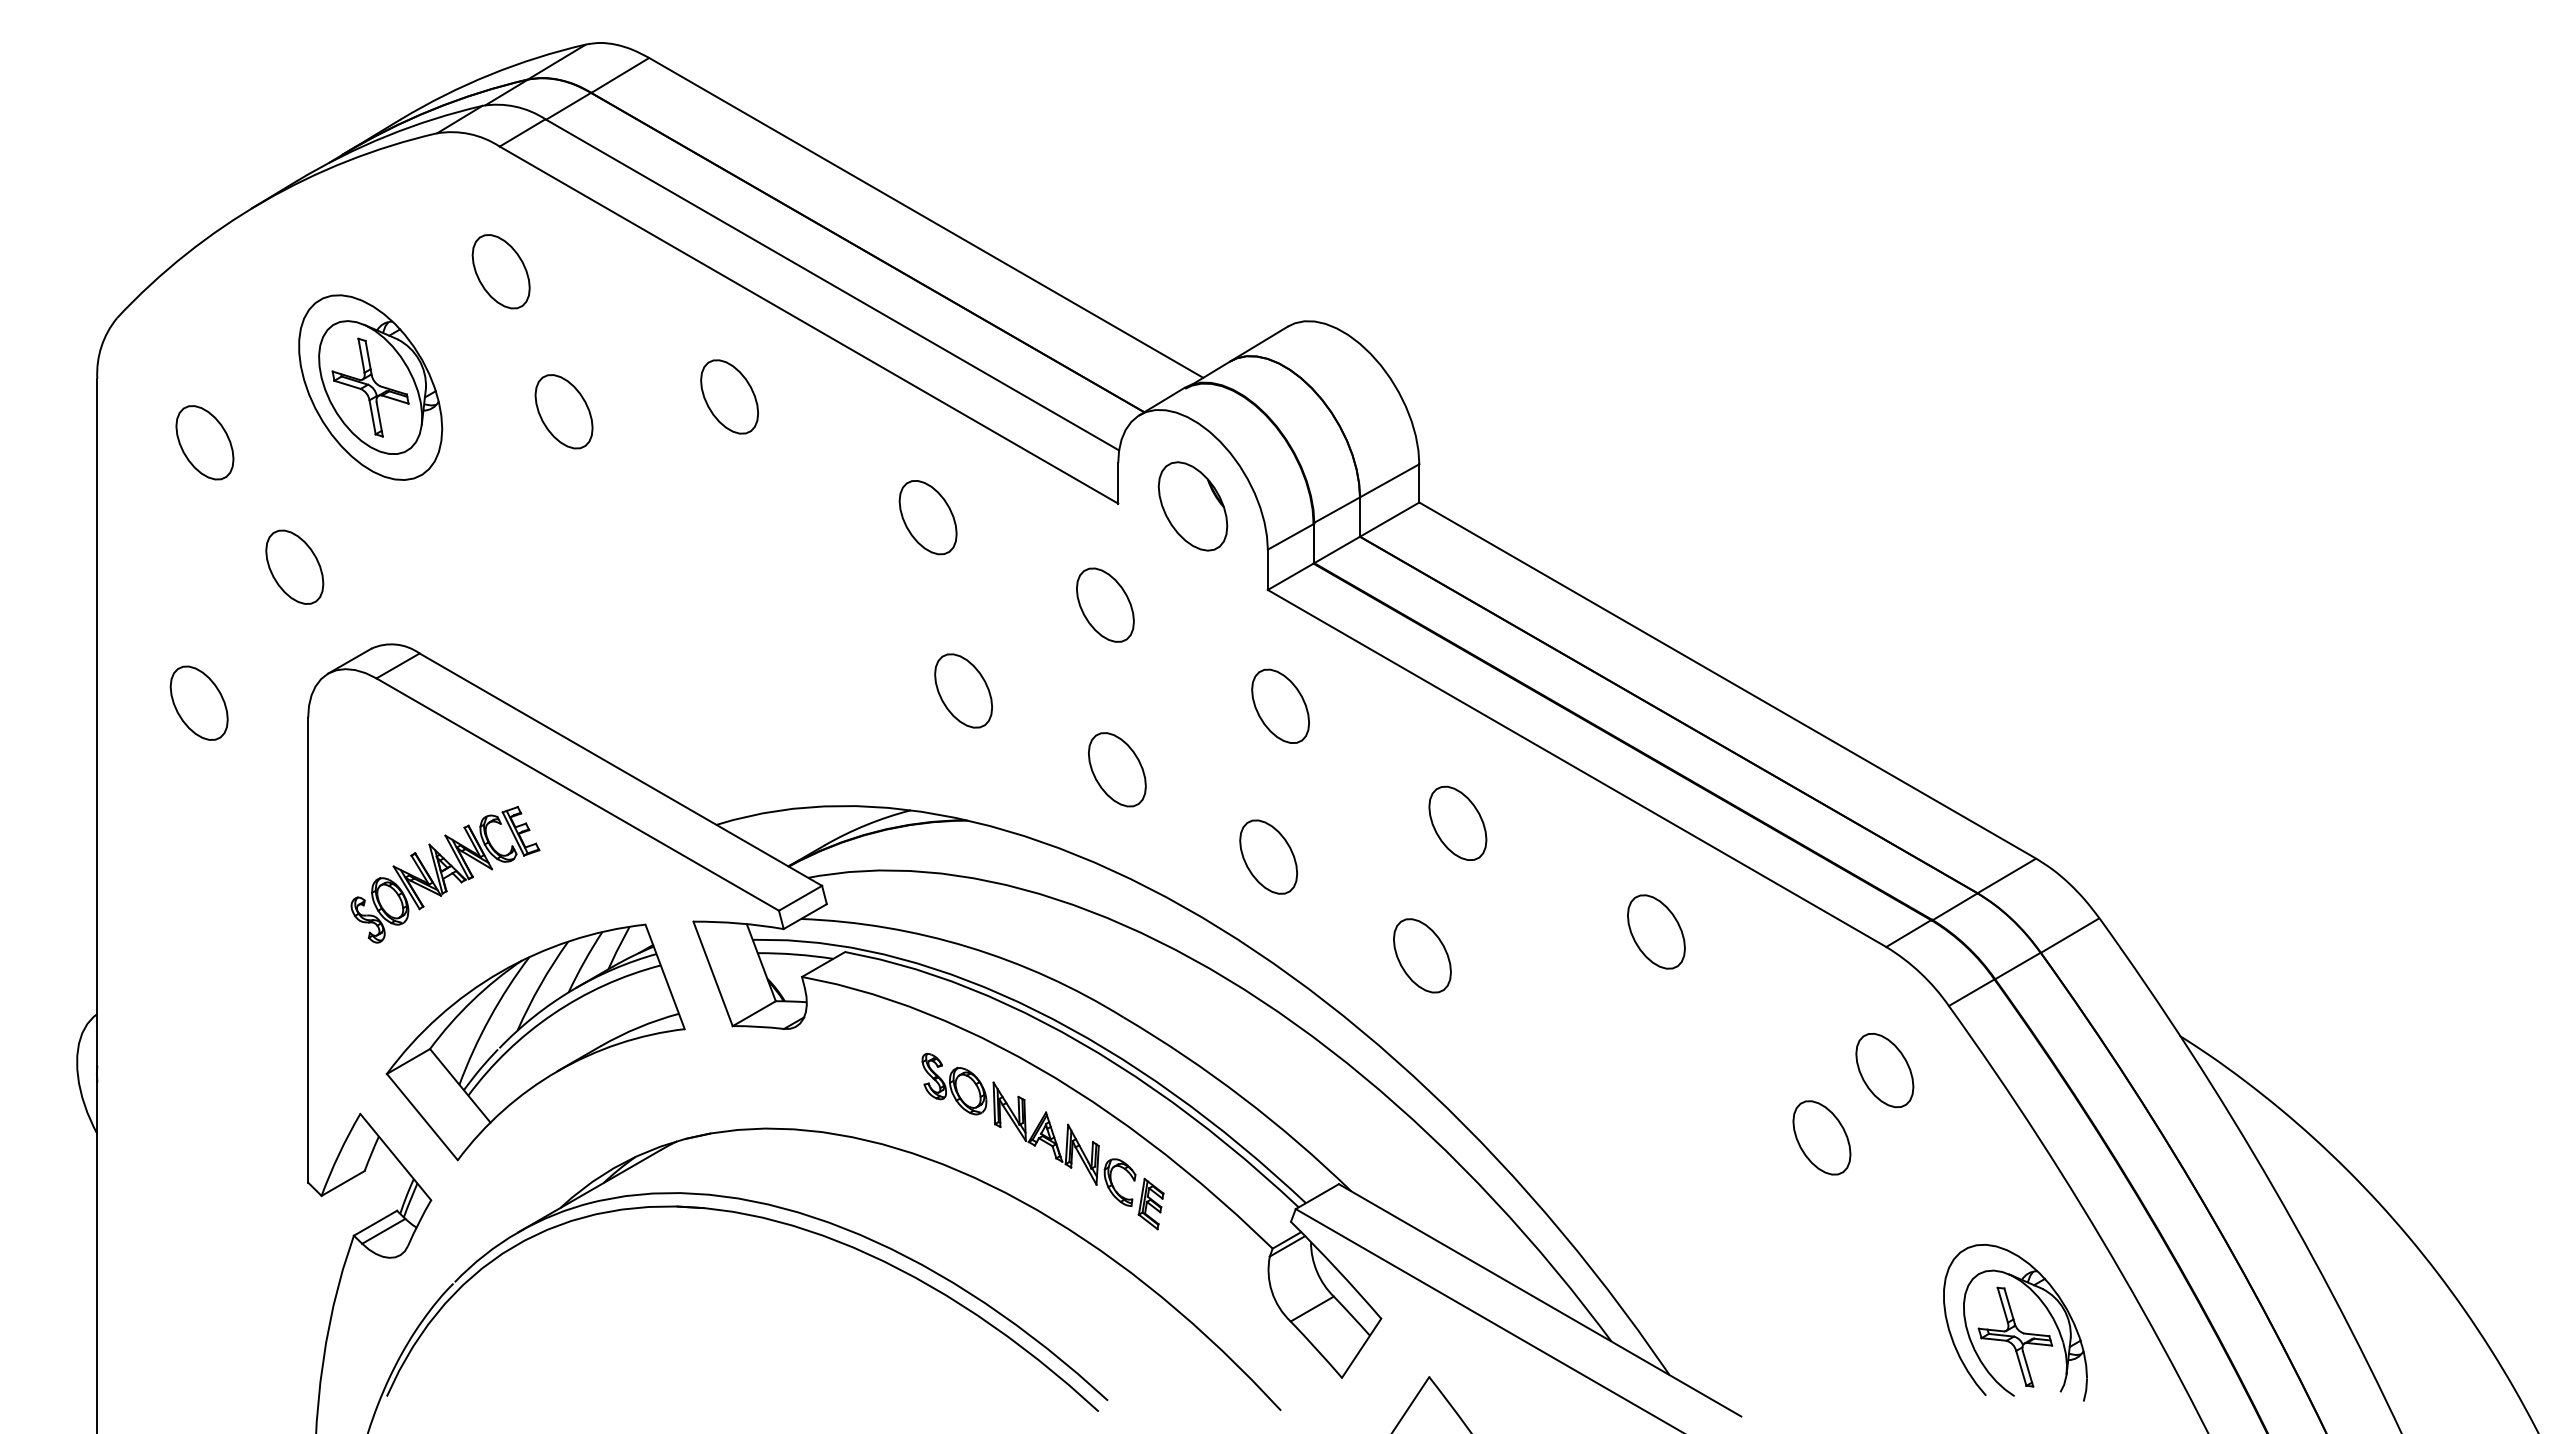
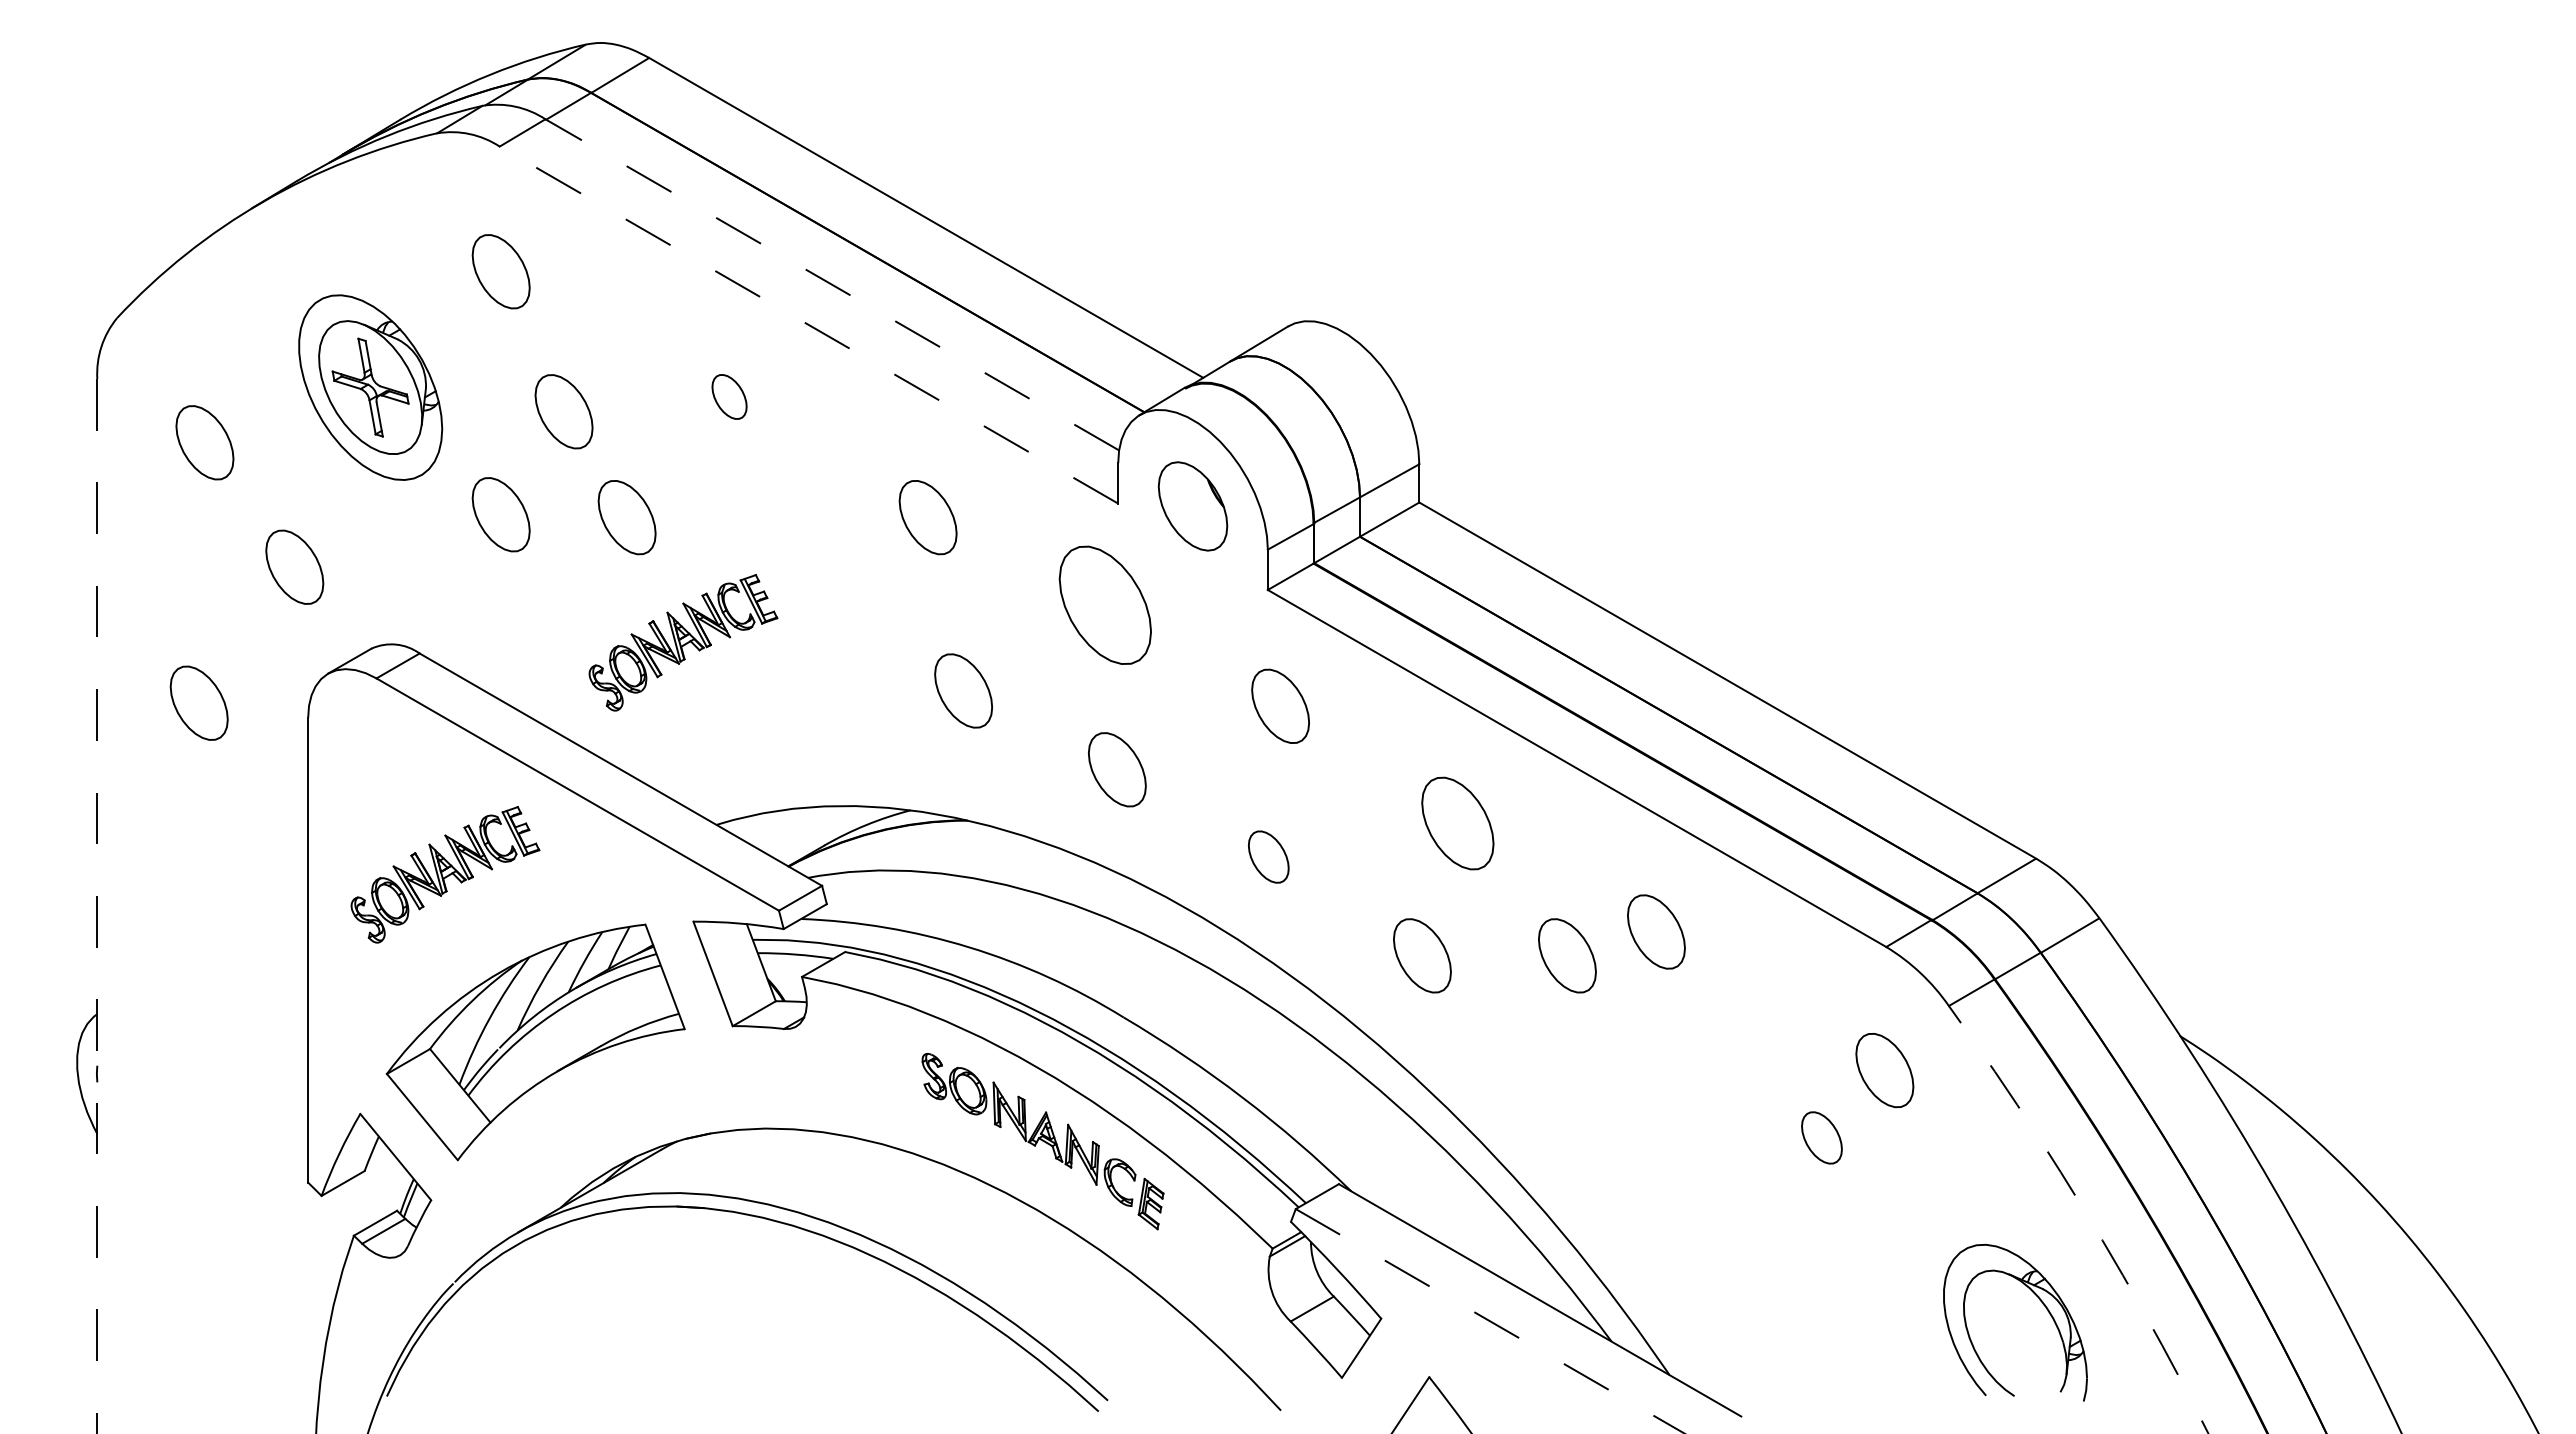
line: solid -> dashed (831, 284)
line: solid -> dashed (808, 324)
part size: 59x76 px -> 37x46 px (729, 396)
part: none -> present (500, 514)
part: none -> present (626, 517)
part size: 59x76 px -> 94x120 px (1104, 604)
part: none -> present (683, 642)
part size: 60x76 px -> 74x95 px (1457, 823)
part size: 60x76 px -> 42x54 px (1268, 856)
line: solid -> dashed (97, 906)
part: none -> present (1567, 955)
part size: 60x76 px -> 42x54 px (1821, 1137)
arc: solid -> dashed (2086, 1214)
line: solid -> dashed (1490, 1321)
part: present -> none (2015, 1336)
